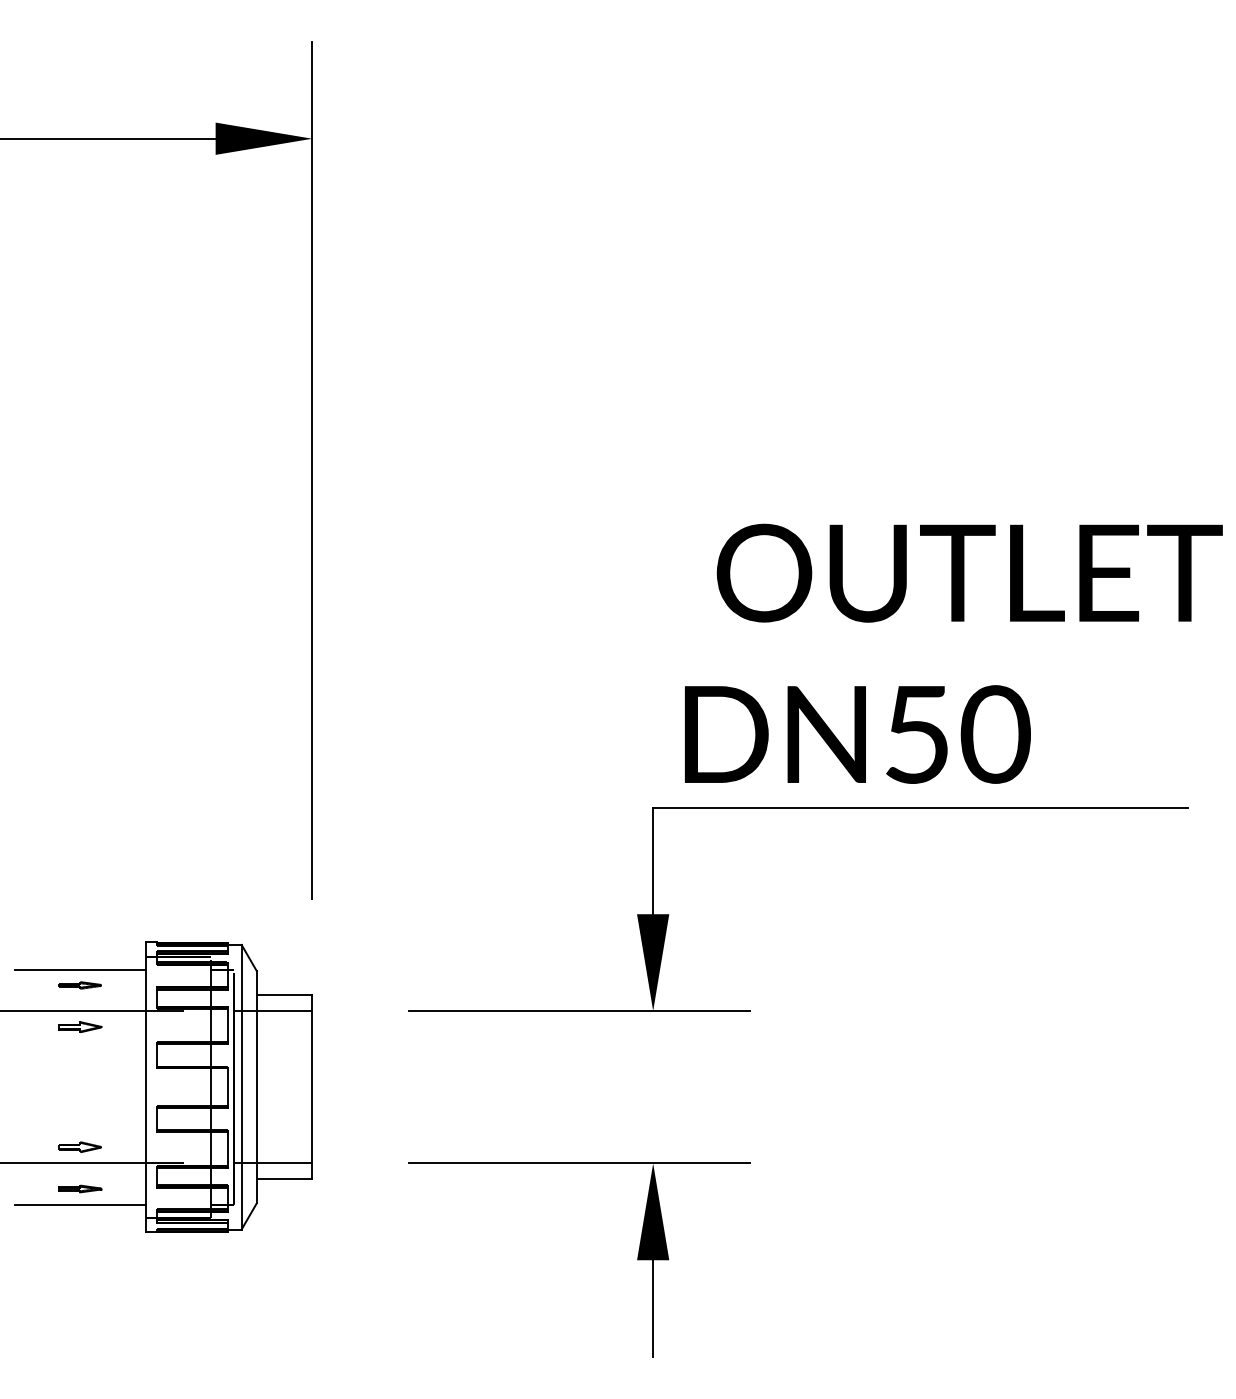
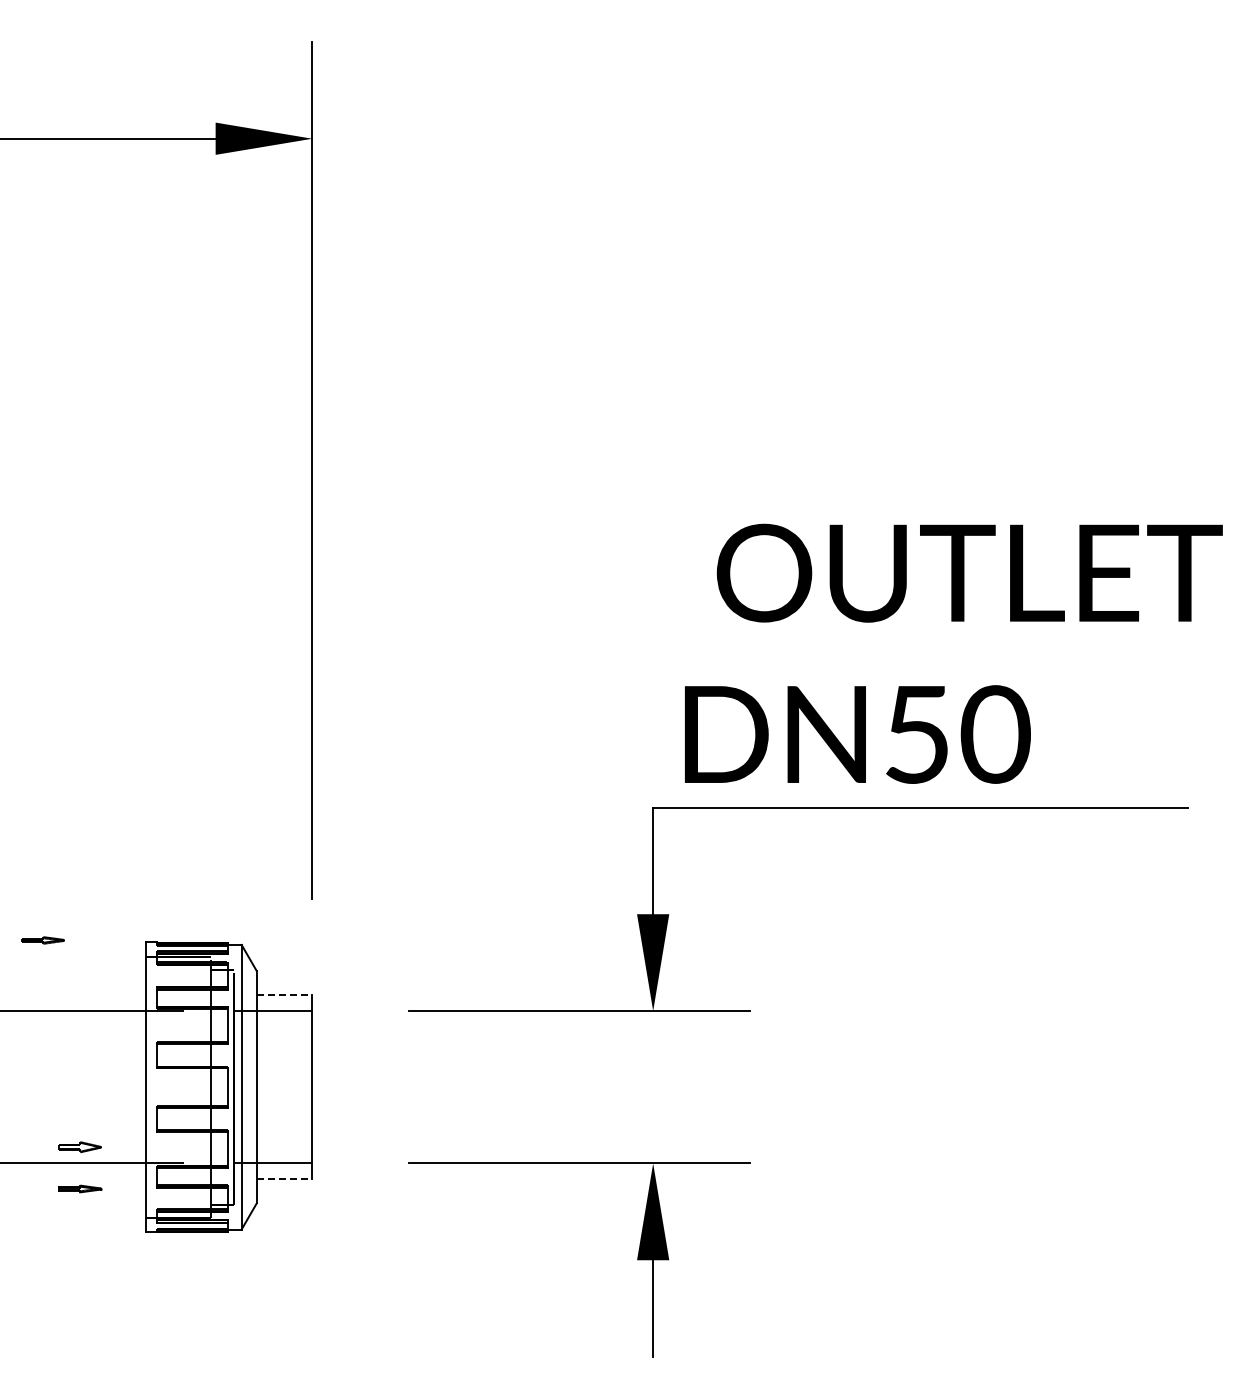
line: present -> none (80, 969)
part position: (79, 985) -> (42, 940) (42, 940)
line: solid -> dashed (284, 995)
part: present -> none (80, 1026)
line: solid -> dashed (284, 1179)
line: present -> none (80, 1204)
